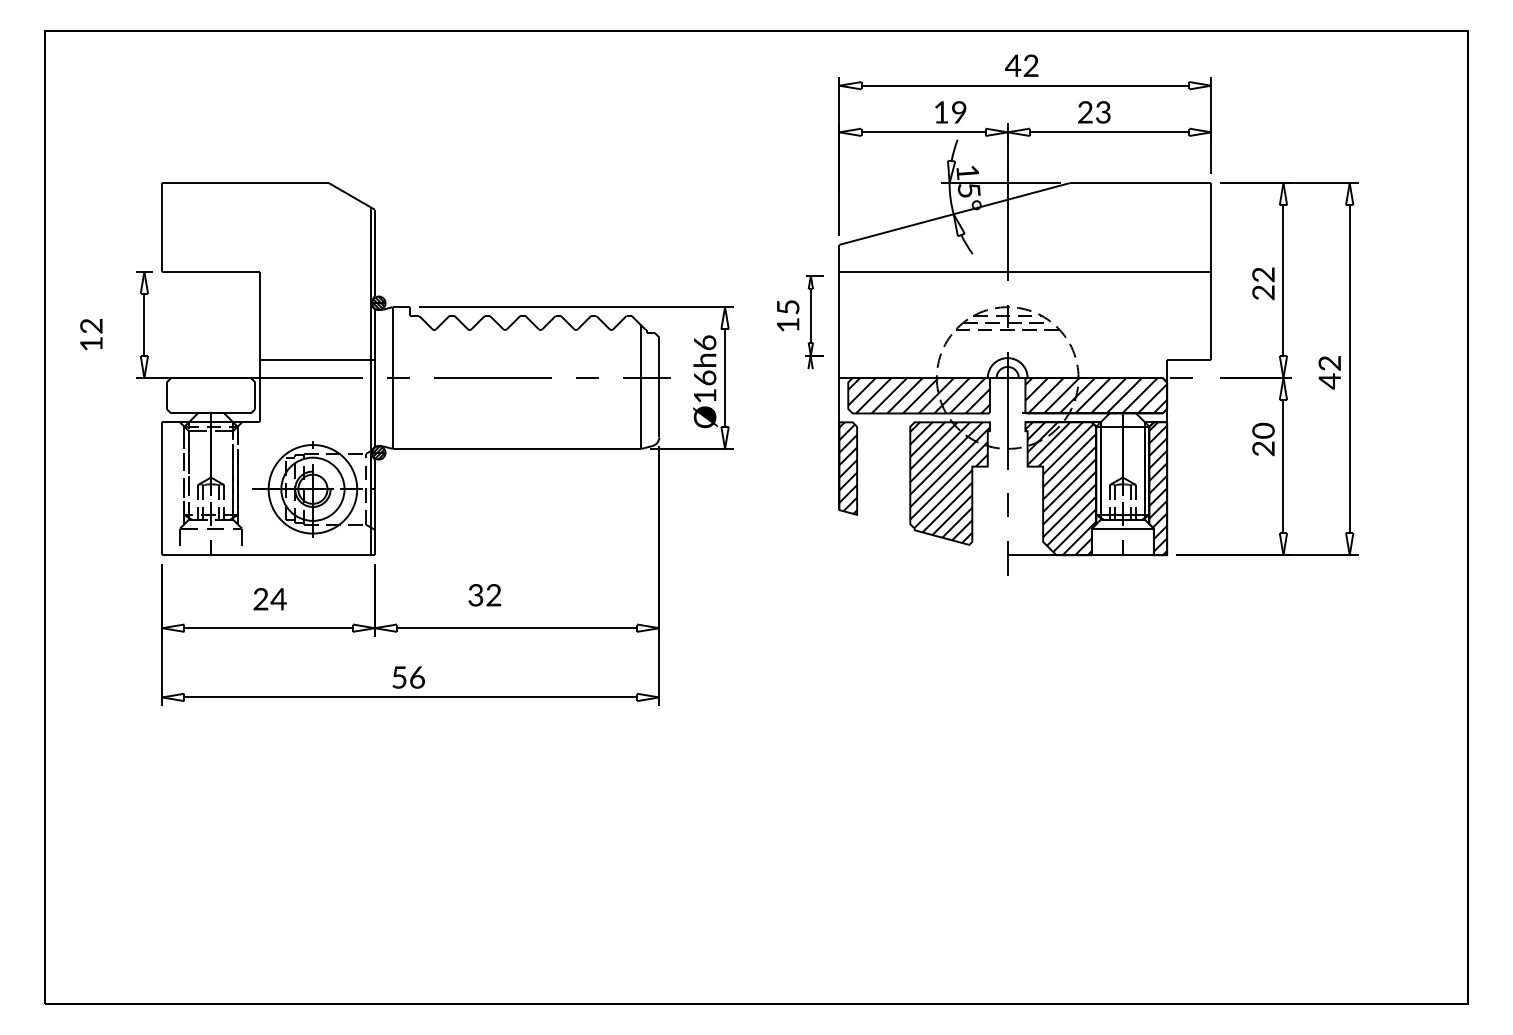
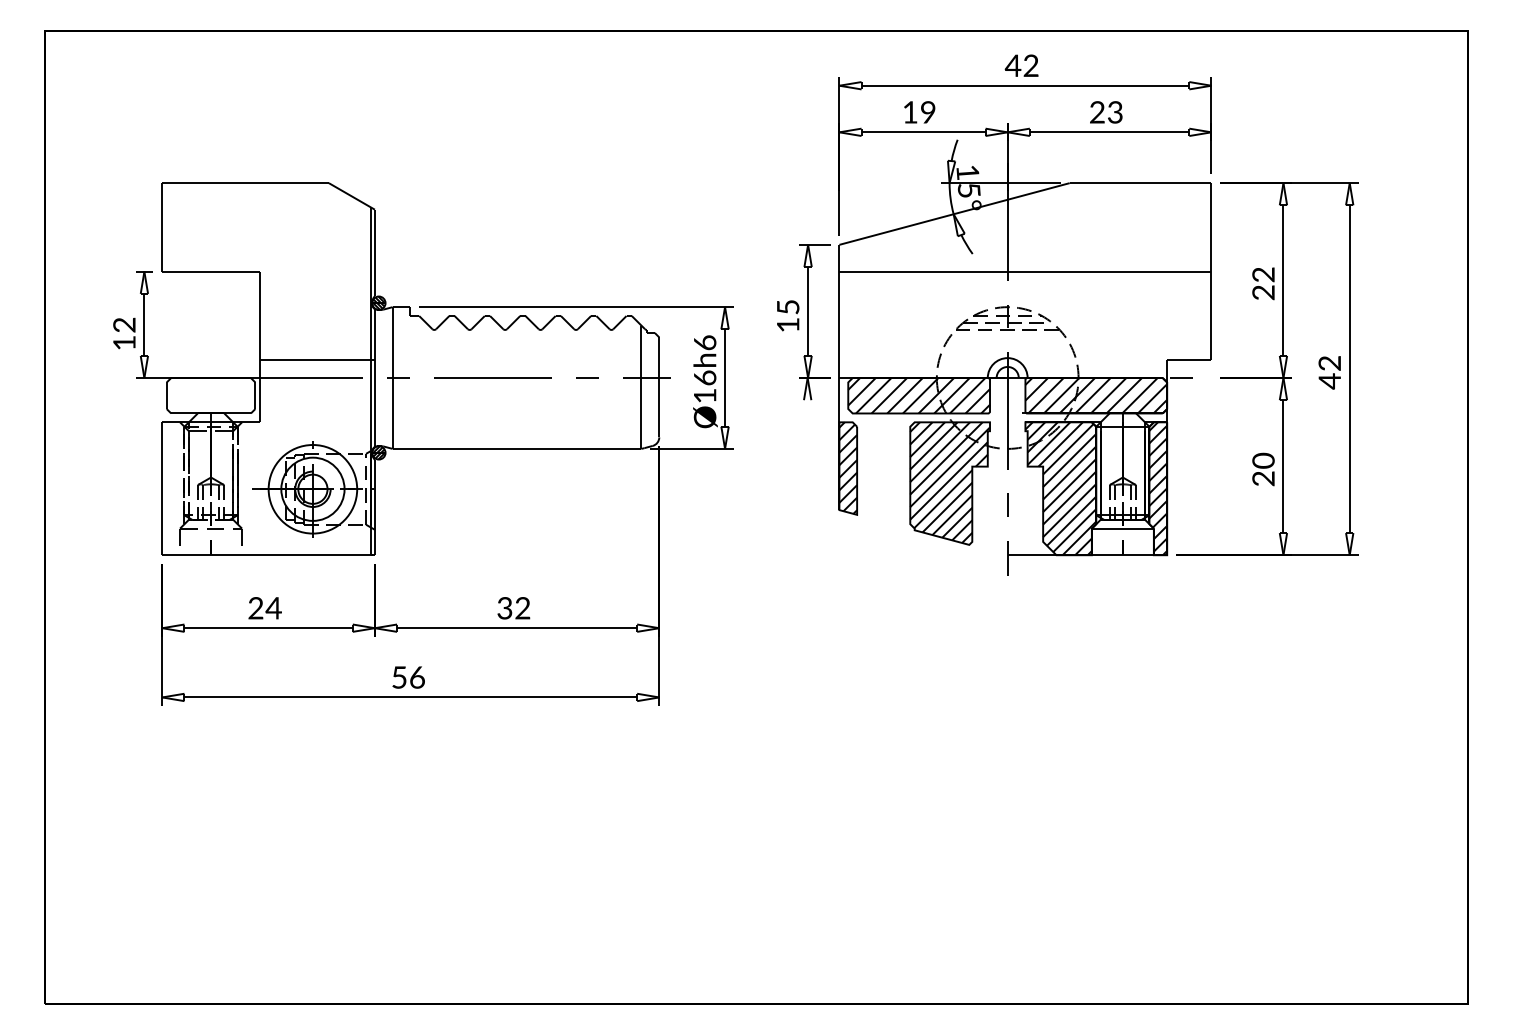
text position: (950, 112) -> (919, 112) (919, 112)
text position: (1094, 112) -> (1106, 112) (1106, 112)
part size: 19x95 px -> 32x157 px (814, 322)
text position: (91, 334) -> (124, 333) (124, 333)
text position: (1263, 439) -> (1263, 469) (1263, 469)
text position: (484, 595) -> (513, 608) (513, 608)
text position: (269, 599) -> (264, 608) (264, 608)
